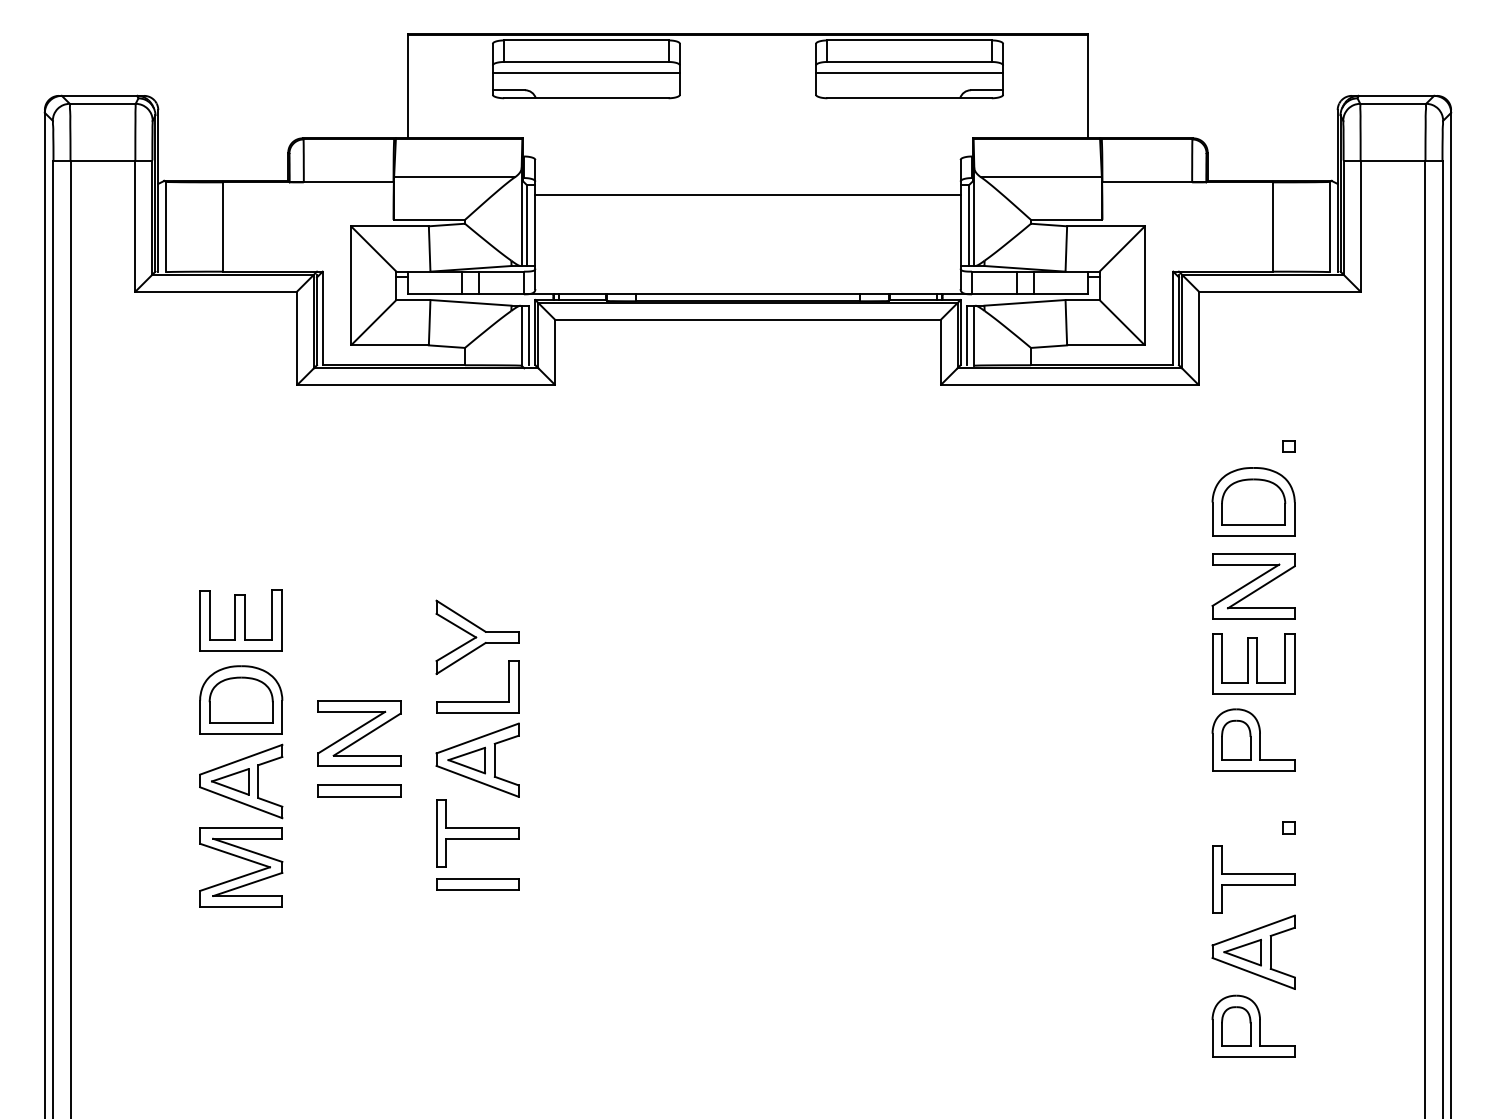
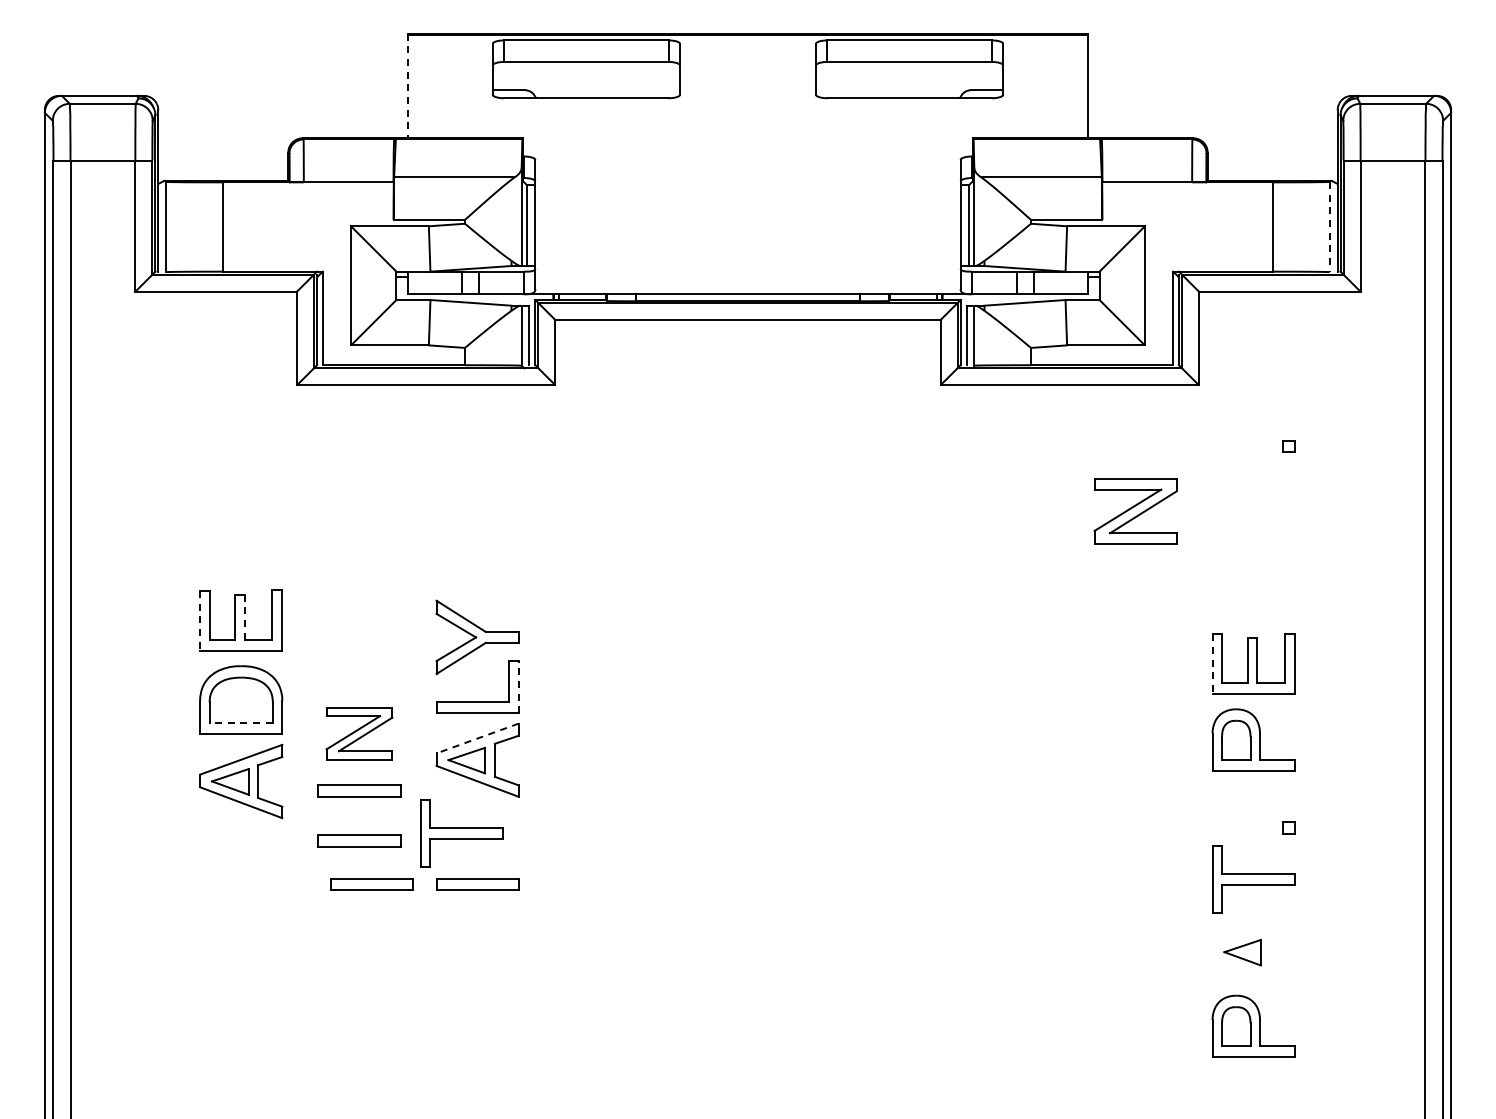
line: present -> none (585, 73)
line: present -> none (909, 73)
line: solid -> dashed (407, 86)
line: present -> none (747, 194)
line: solid -> dashed (1329, 227)
part: present -> none (1253, 501)
part position: (1253, 586) -> (1135, 511) (1135, 511)
line: solid -> dashed (245, 617)
line: solid -> dashed (200, 620)
line: solid -> dashed (1212, 664)
line: solid -> dashed (518, 686)
line: solid -> dashed (241, 723)
part size: 85x67 px -> 69x54 px (359, 733)
line: solid -> dashed (477, 738)
part position: (477, 833) -> (461, 833) (461, 833)
part: none -> present (359, 840)
part: present -> none (245, 874)
part: none -> present (371, 884)
part: present -> none (1253, 951)
